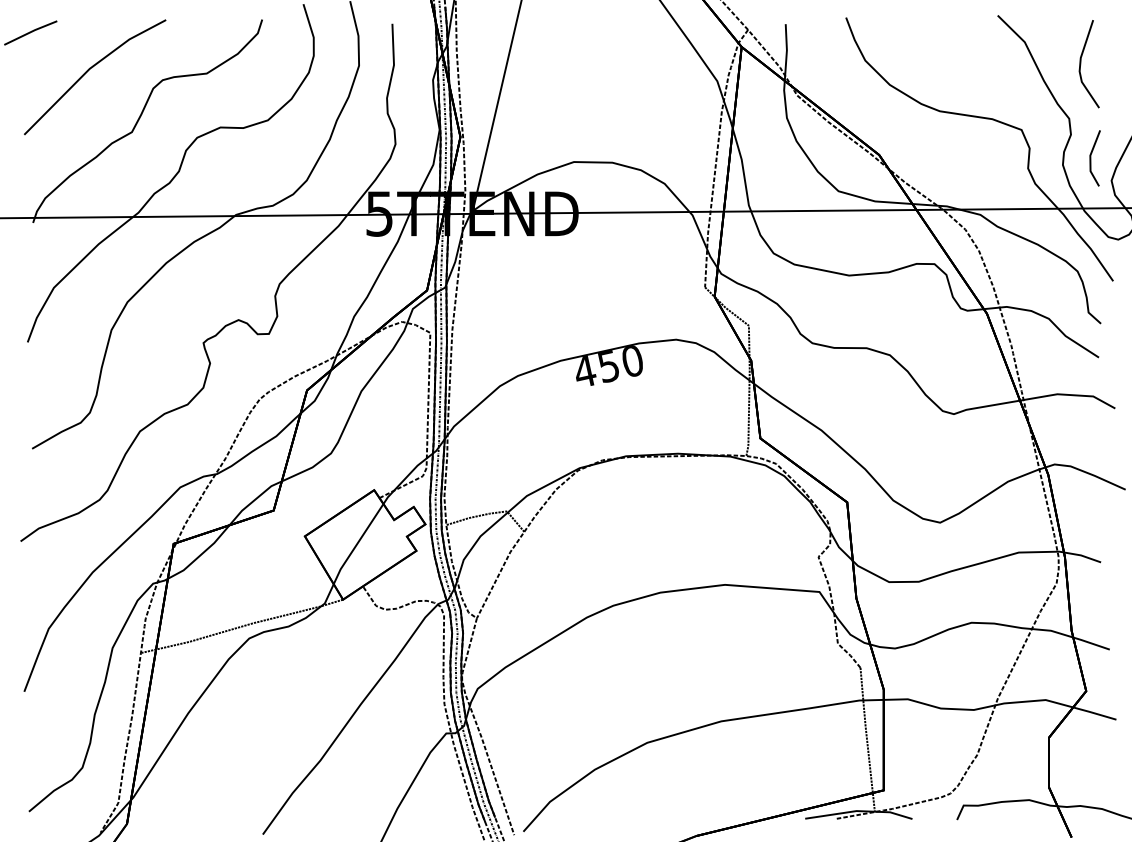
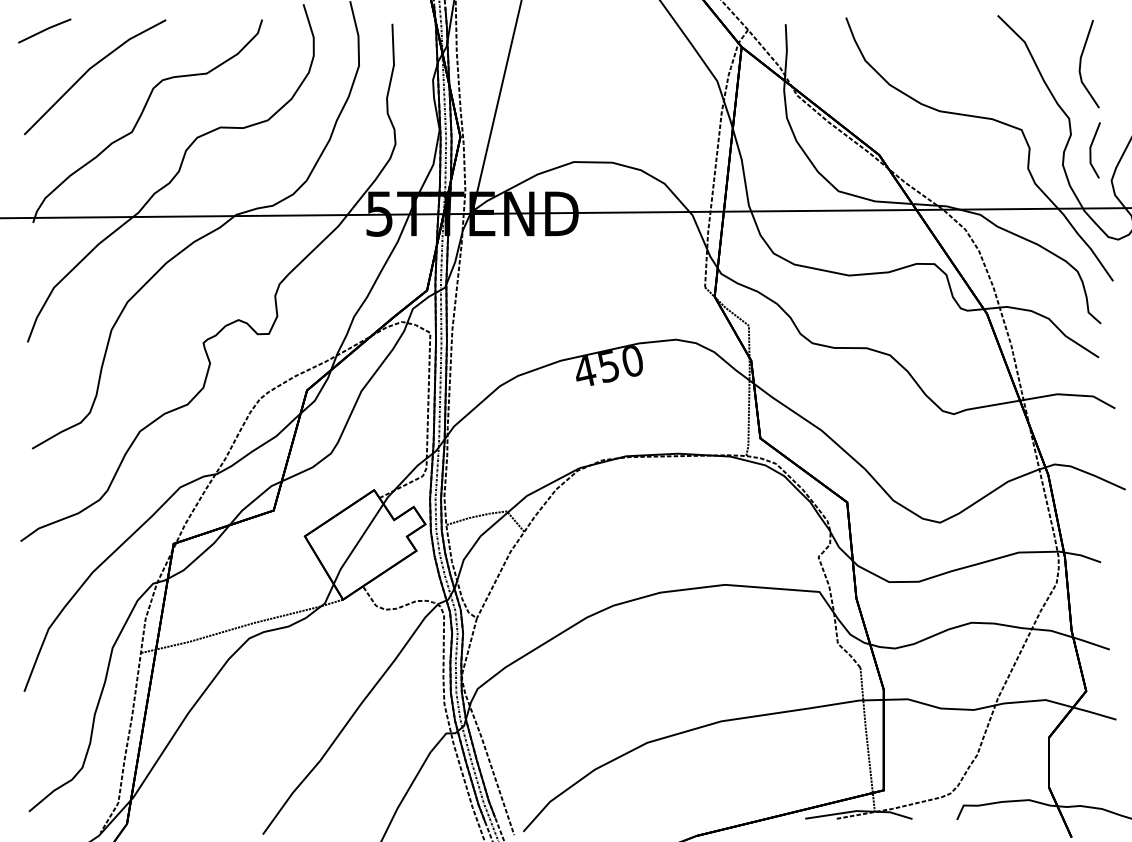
part position: (30, 32) -> (44, 30) (44, 30)
line position: (1091, 158) -> (1091, 150) (1091, 150)
